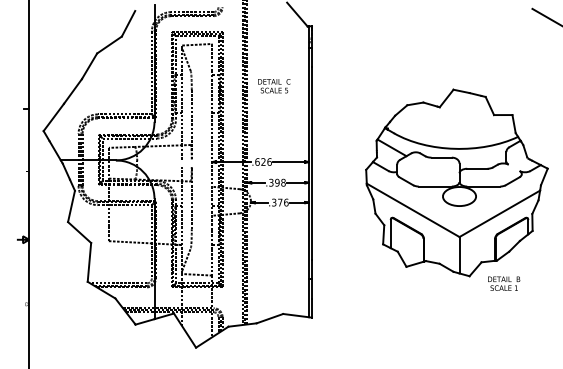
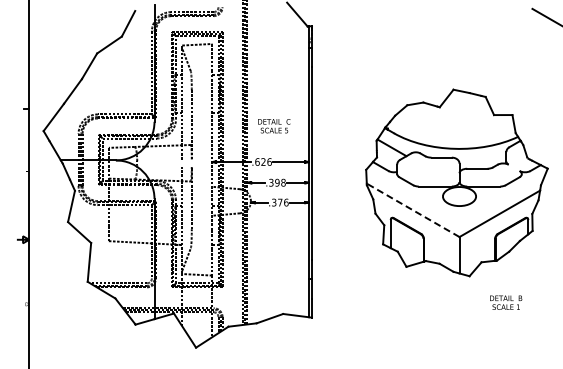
text position: (274, 86) -> (274, 126) (274, 126)
line: solid -> dashed (412, 210)
text position: (504, 283) -> (506, 302) (506, 302)
